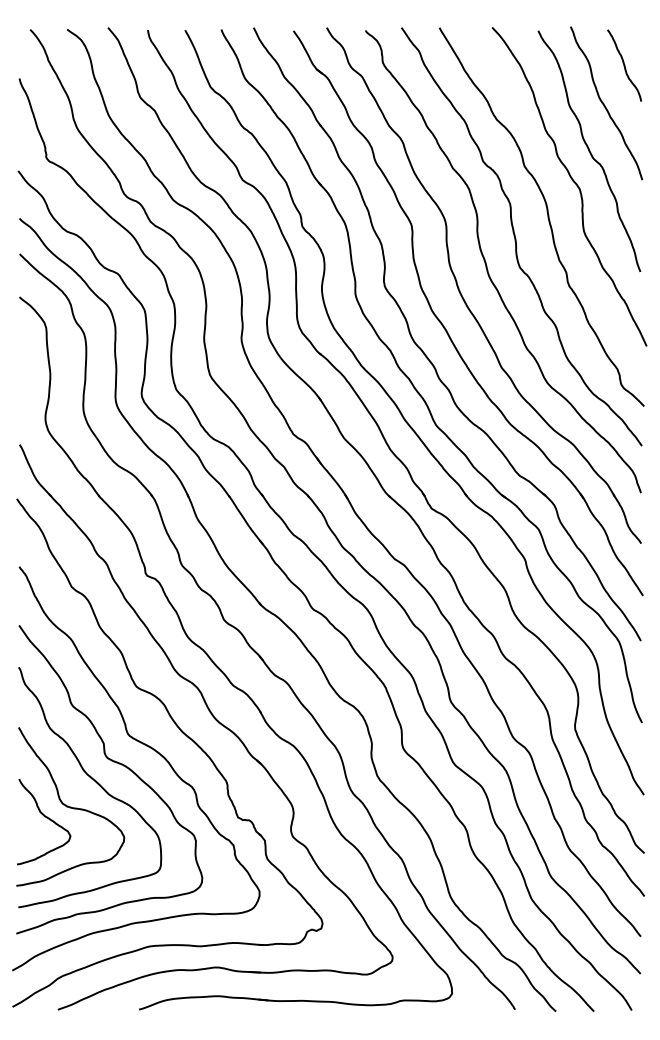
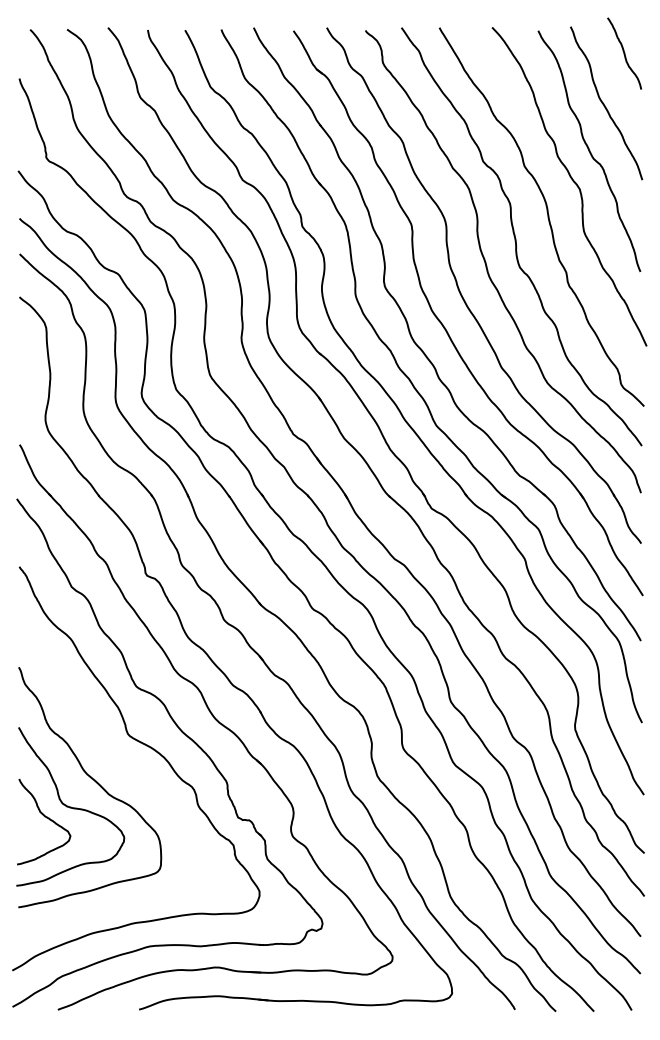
curve position: (624, 65) -> (624, 53) (624, 53)
curve: present -> none (113, 762)
